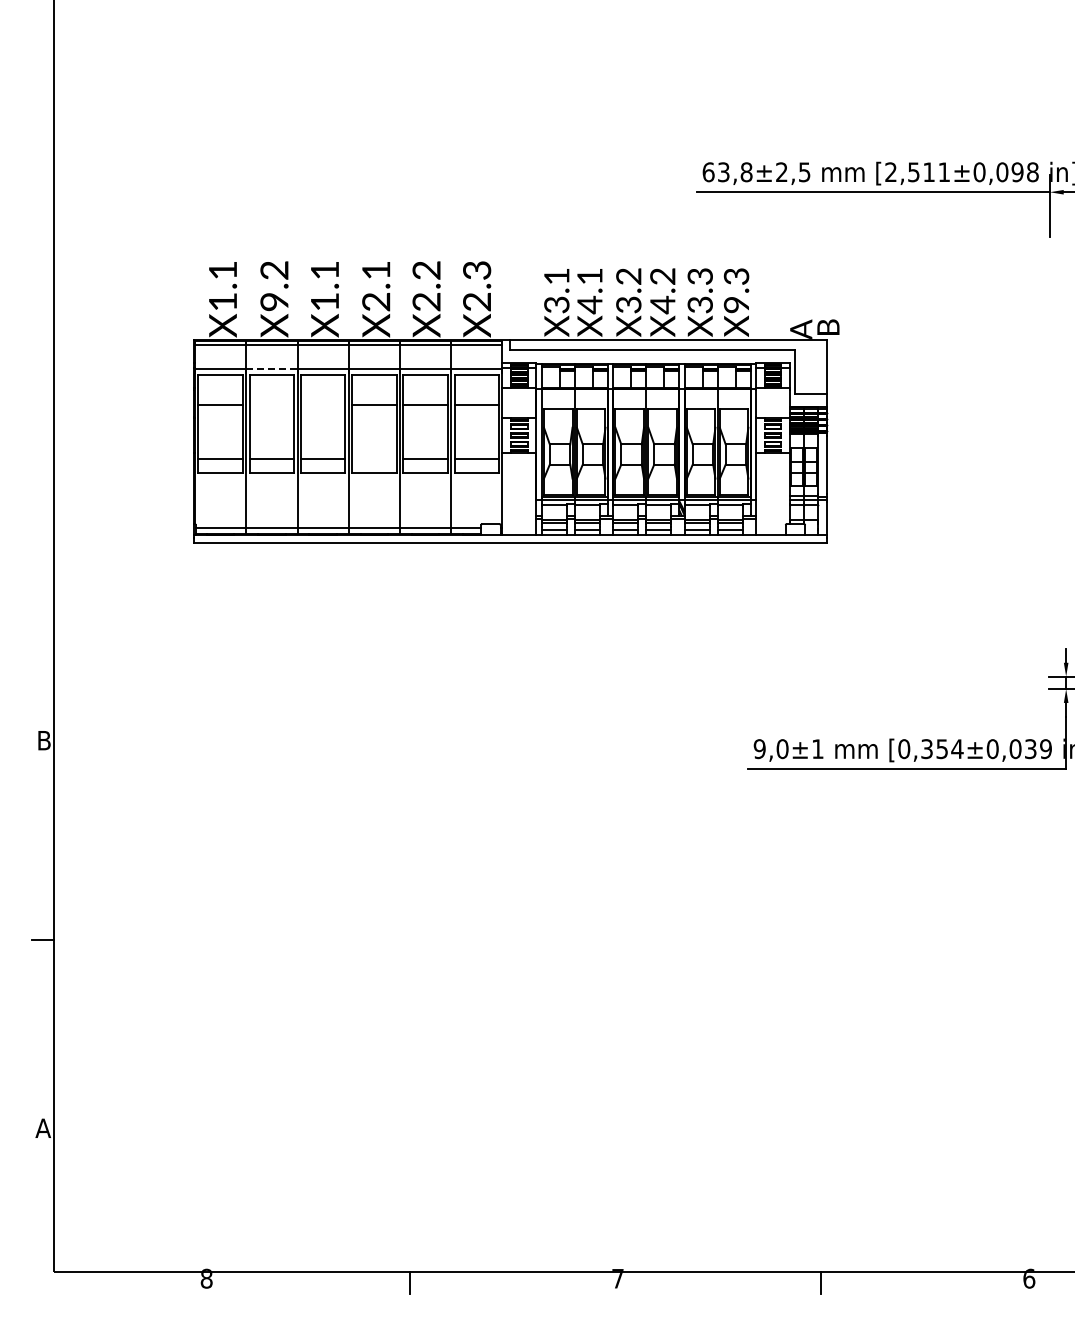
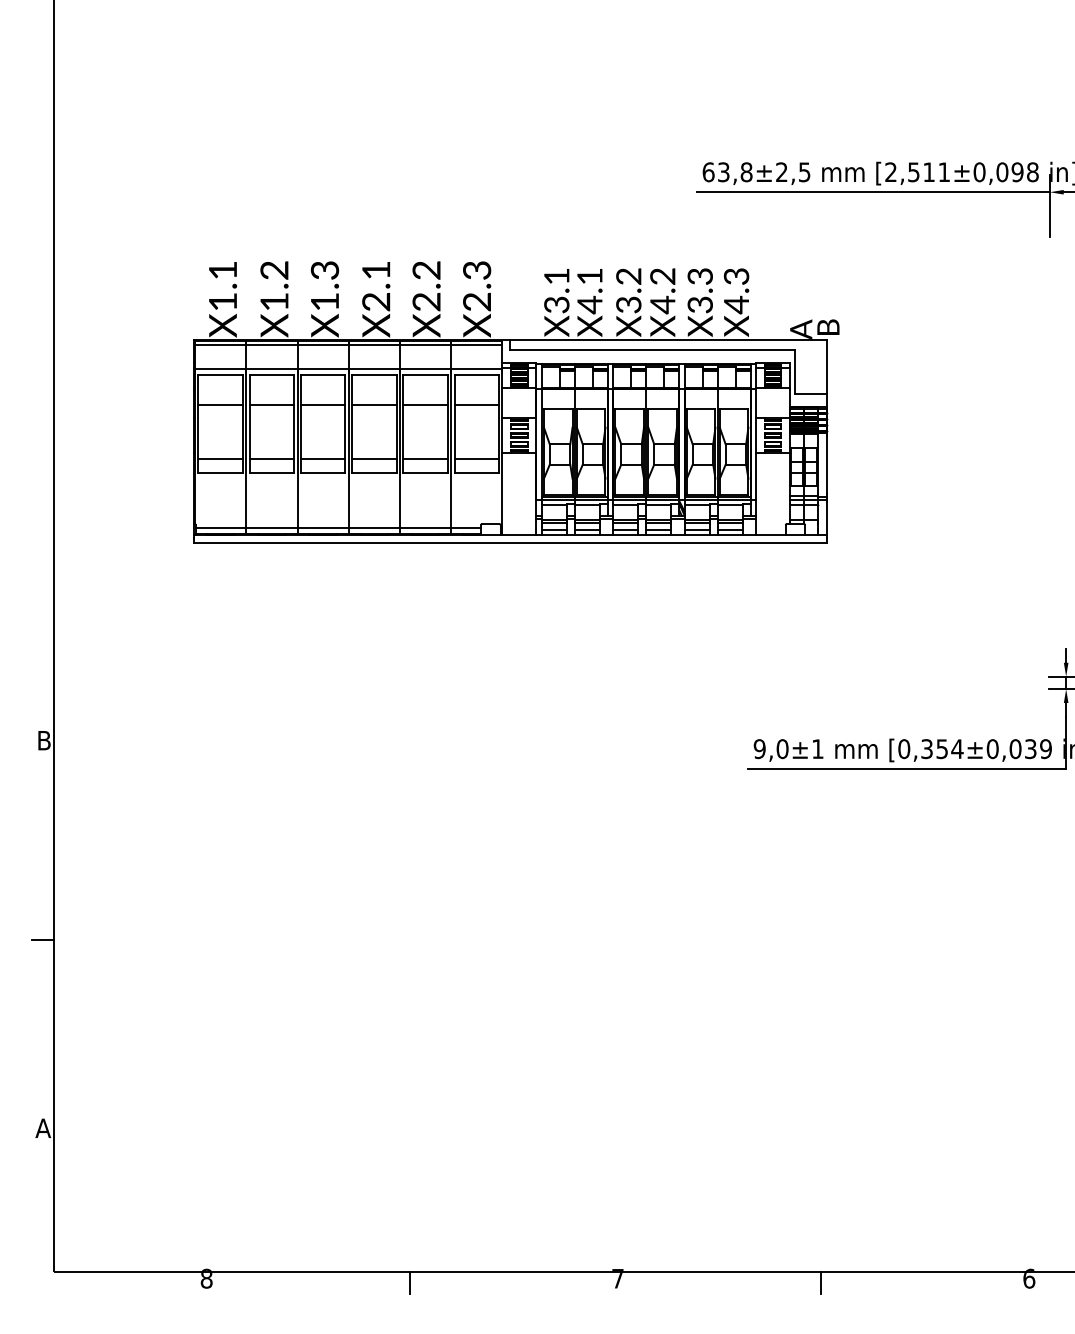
text: X1.1 -> X1.3 (324, 270)
text: X9.2 -> X1.2 (274, 302)
text: X9.3 -> X4.3 (735, 304)
line: dashed -> solid (271, 369)
line: none -> present (271, 404)
line: none -> present (322, 404)
line: none -> present (374, 458)
